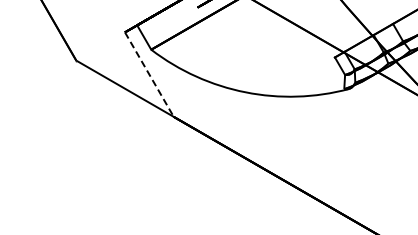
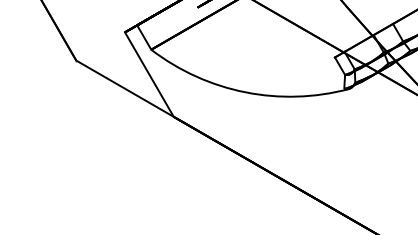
line: dashed -> solid (149, 74)
